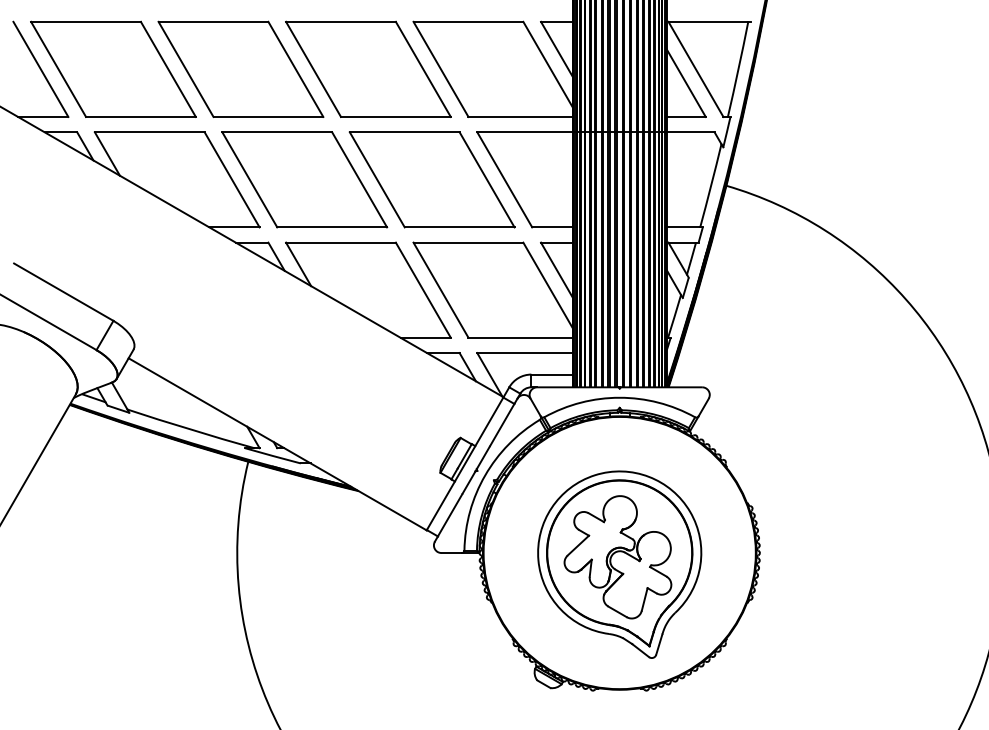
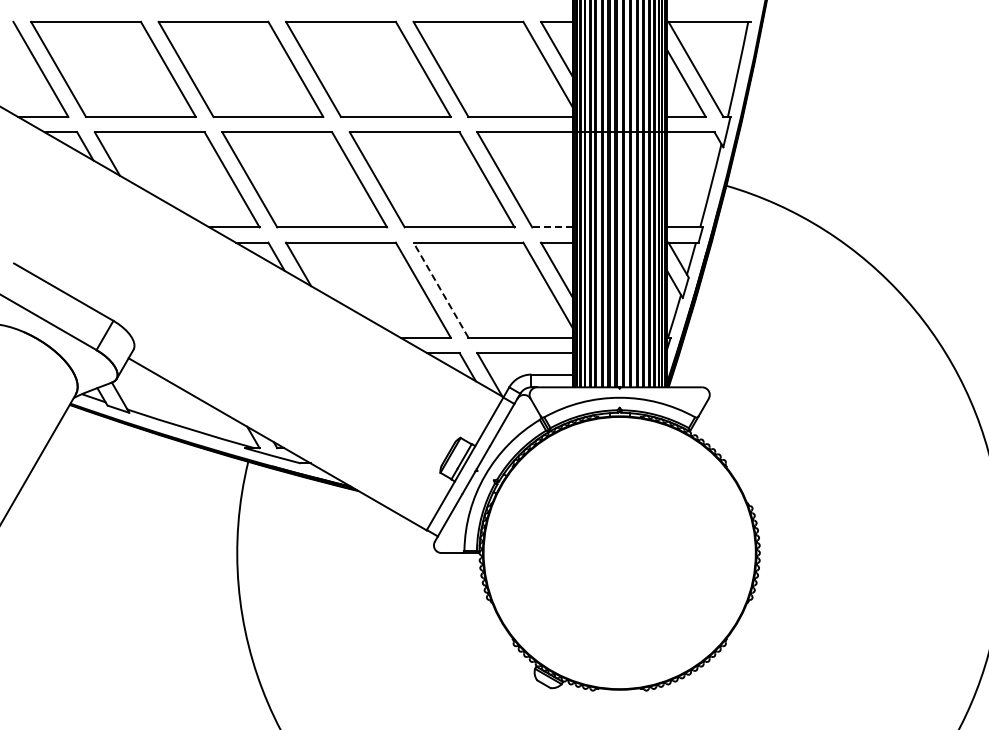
line: solid -> dashed (551, 227)
line: solid -> dashed (441, 290)
part: present -> none (619, 564)
